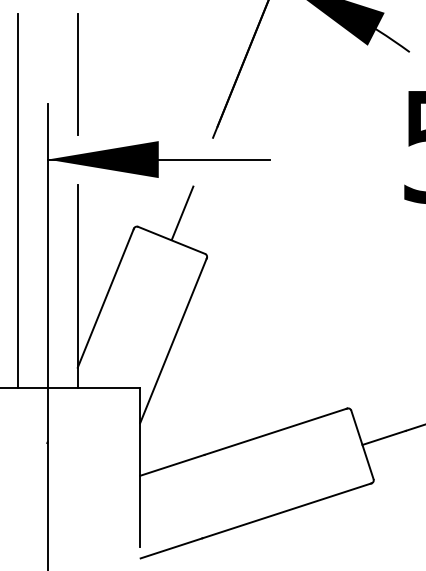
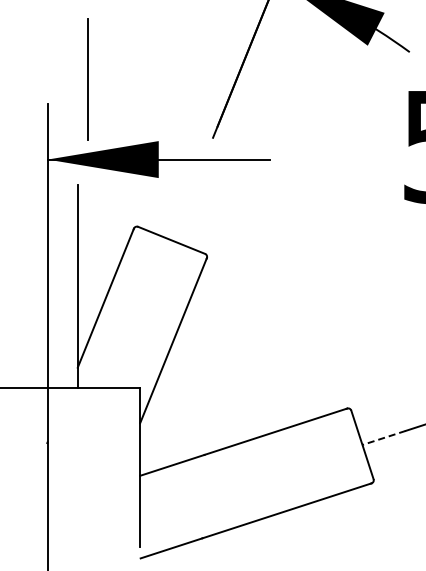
line position: (77, 74) -> (87, 79) (87, 79)
line: present -> none (17, 200)
line: present -> none (182, 212)
line: solid -> dashed (384, 437)
